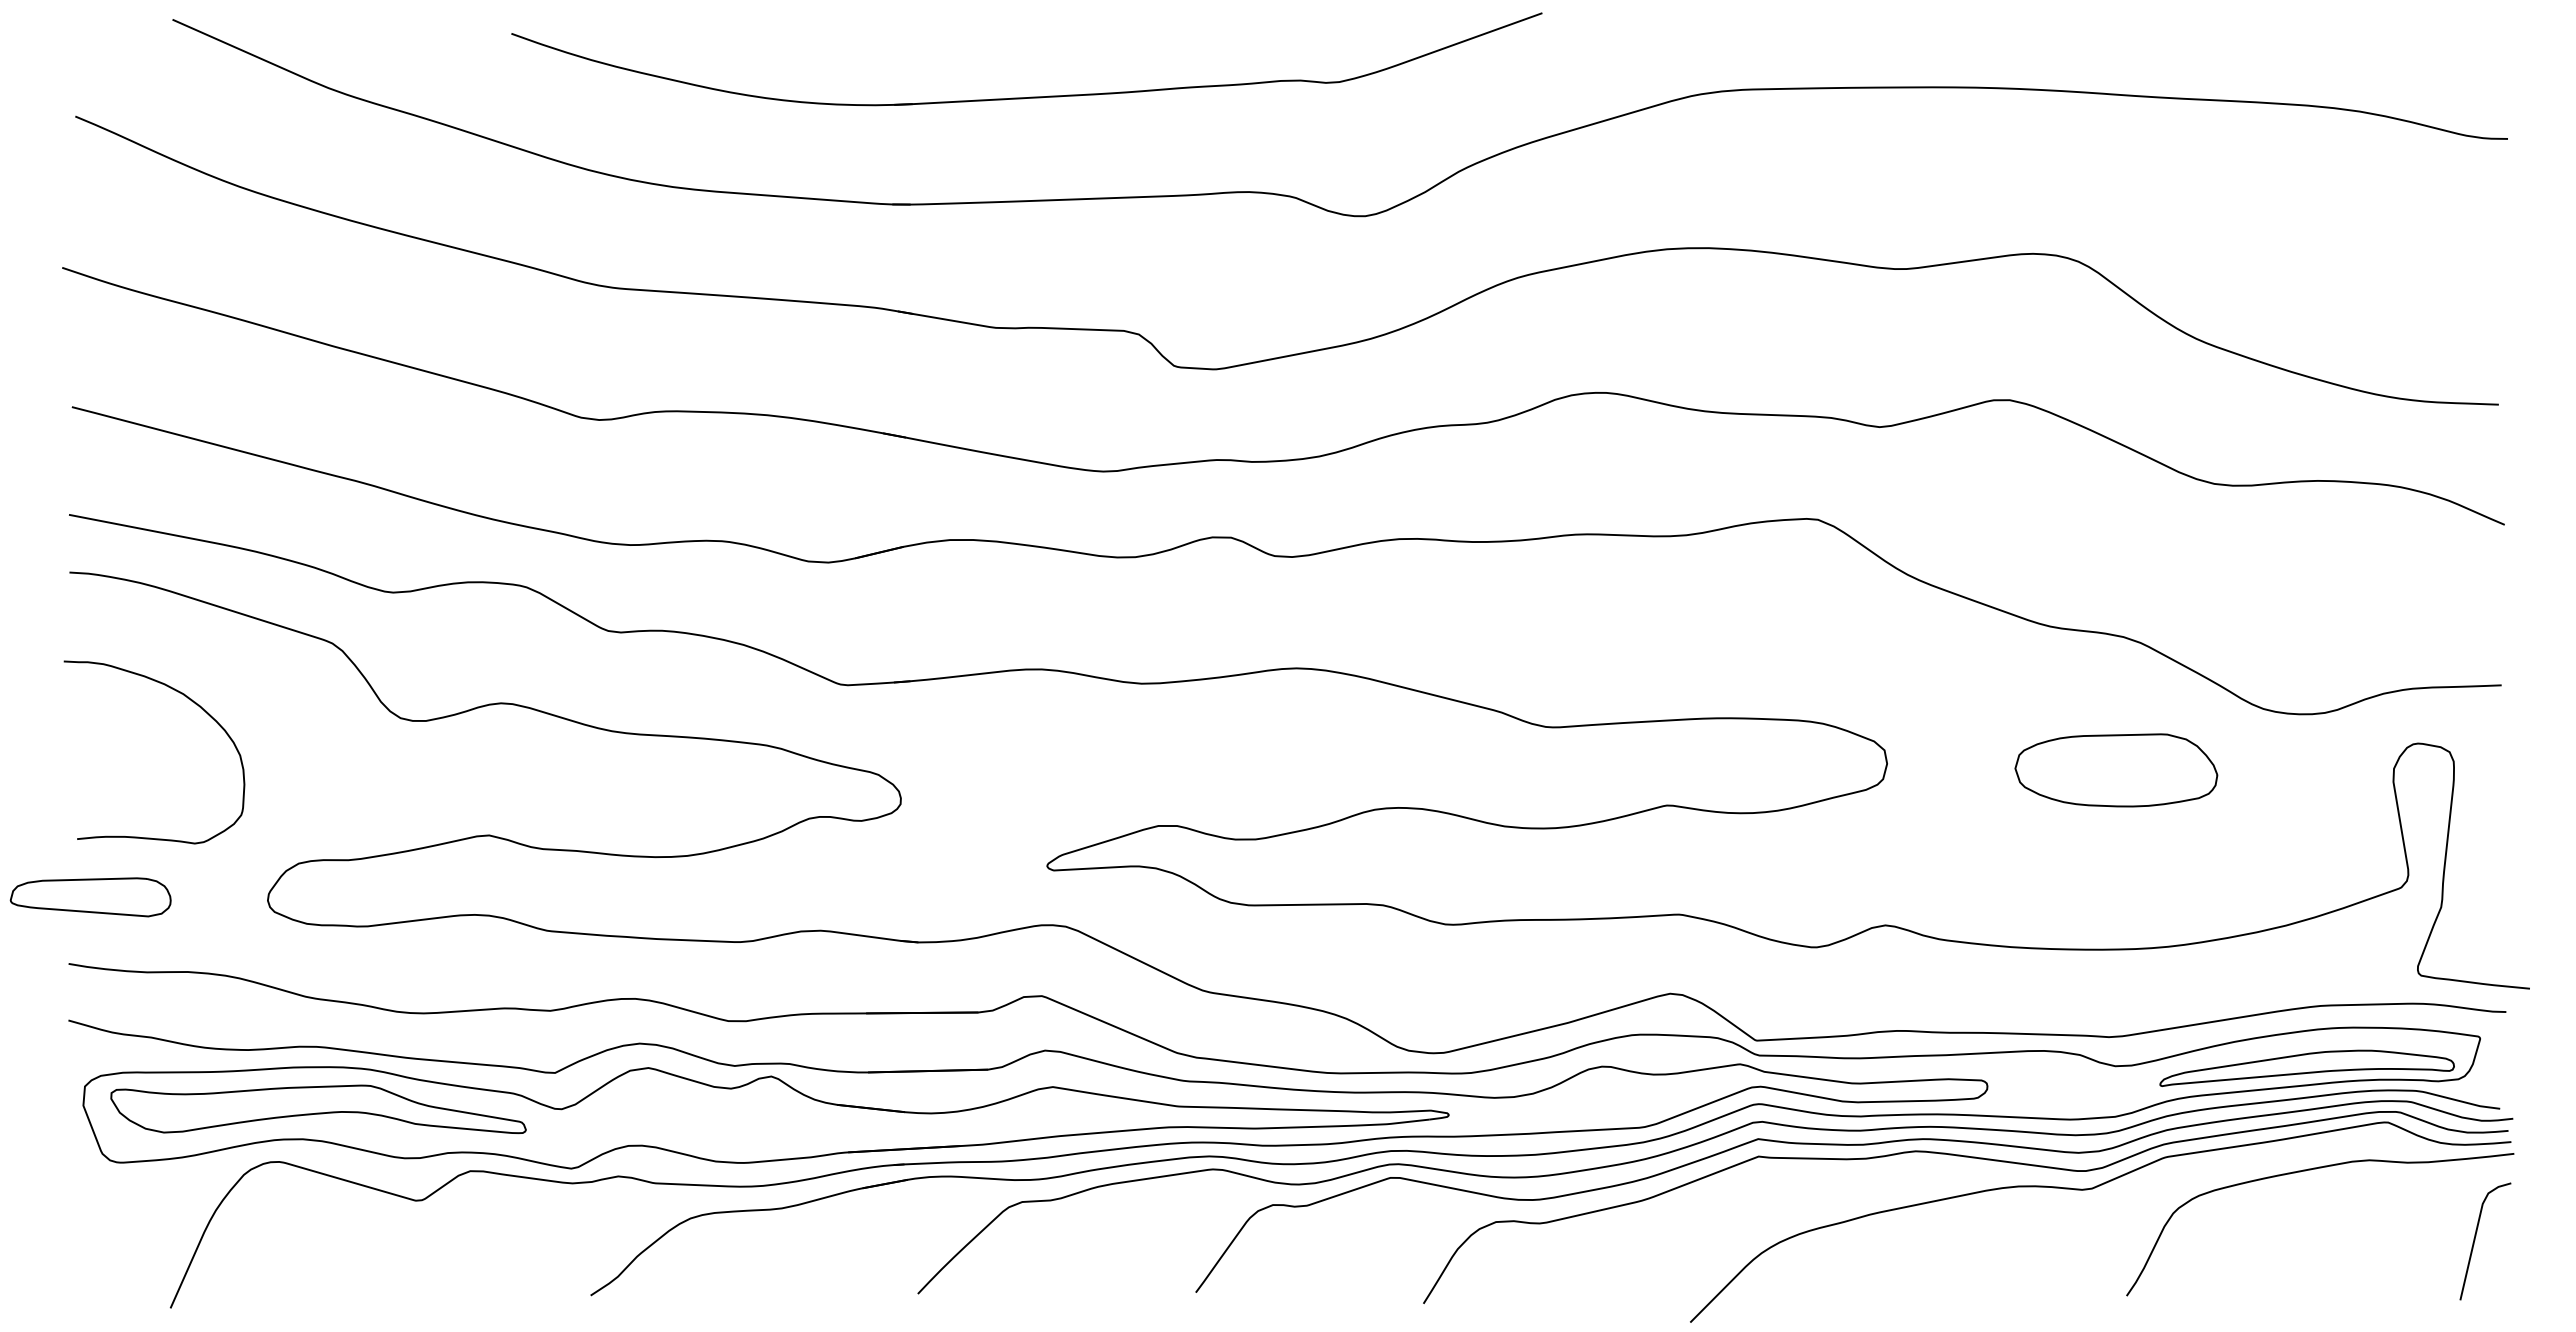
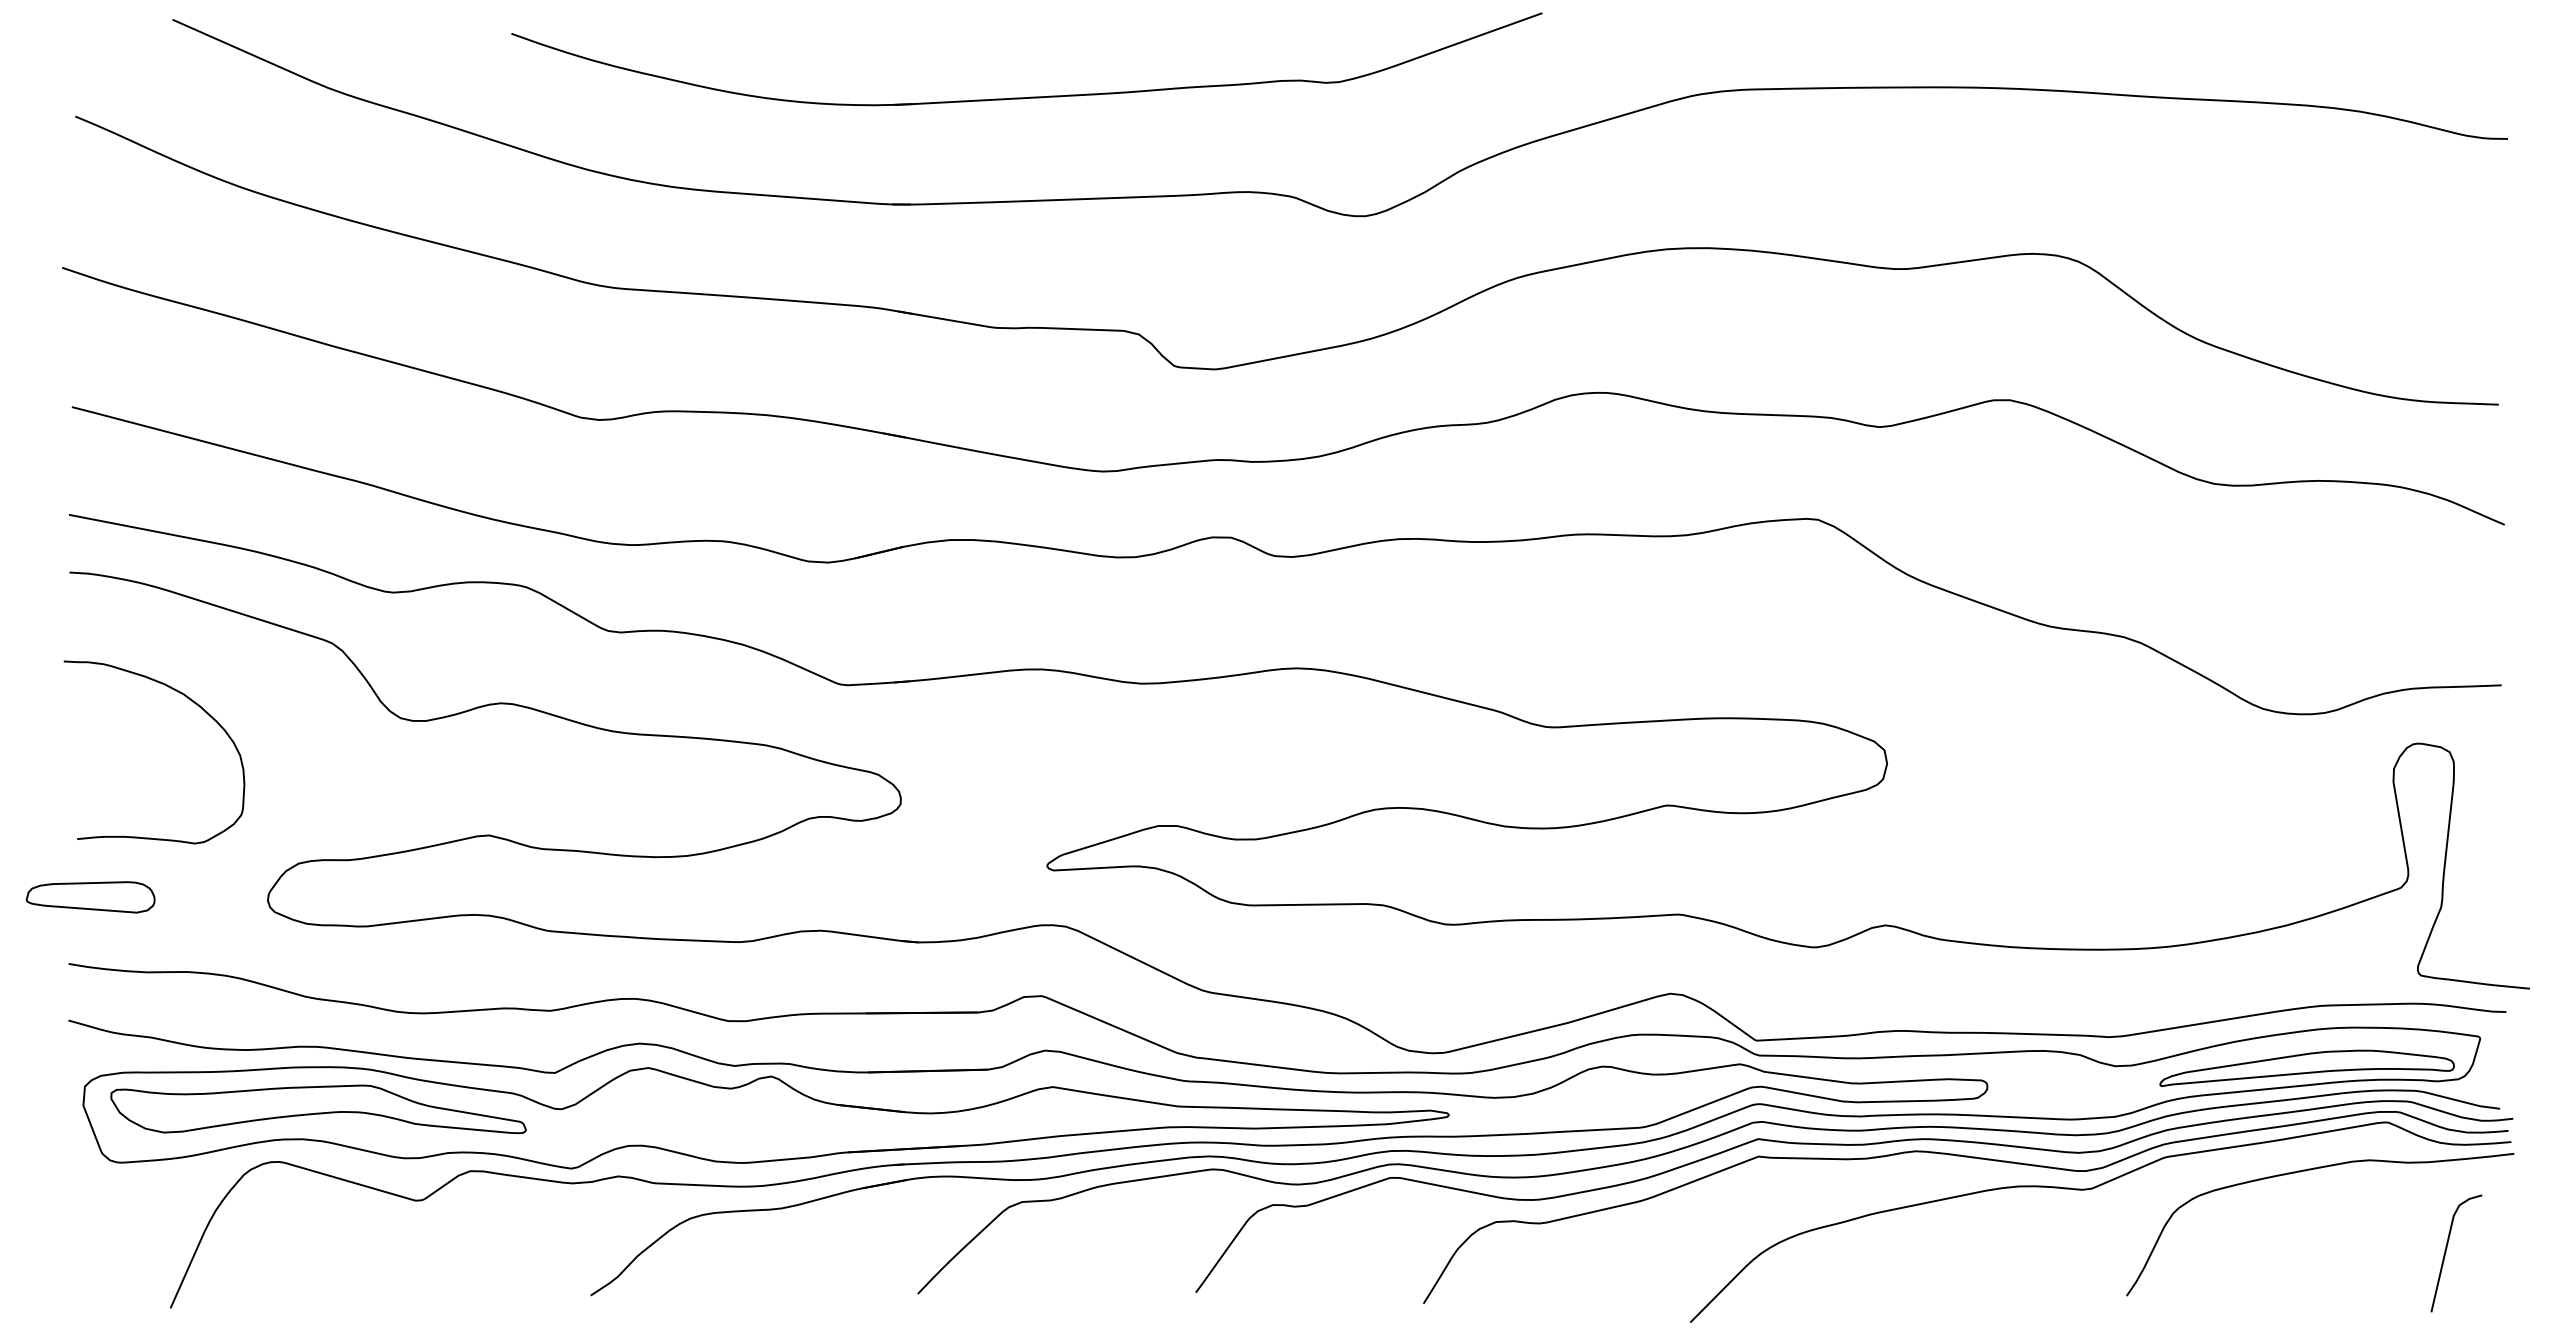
part: present -> none (2116, 770)
part size: 163x41 px -> 131x33 px (90, 897)
line position: (2475, 1240) -> (2446, 1252) (2446, 1252)
